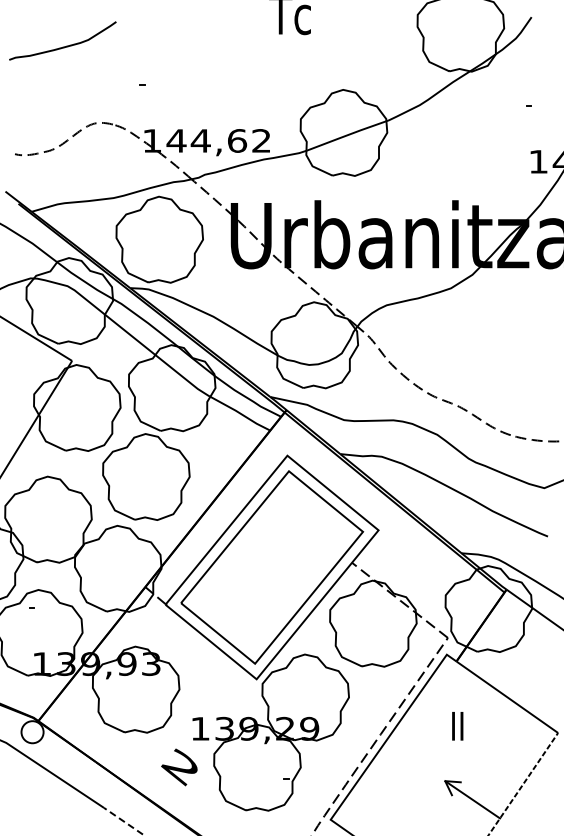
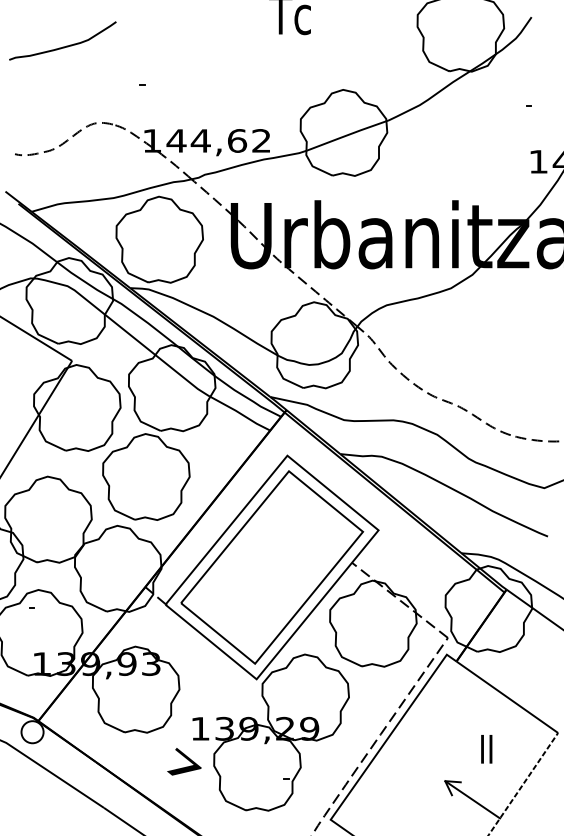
text position: (457, 726) -> (486, 749) (486, 749)
text: 2 -> 7 (181, 767)
line: dashed -> solid (123, 821)
